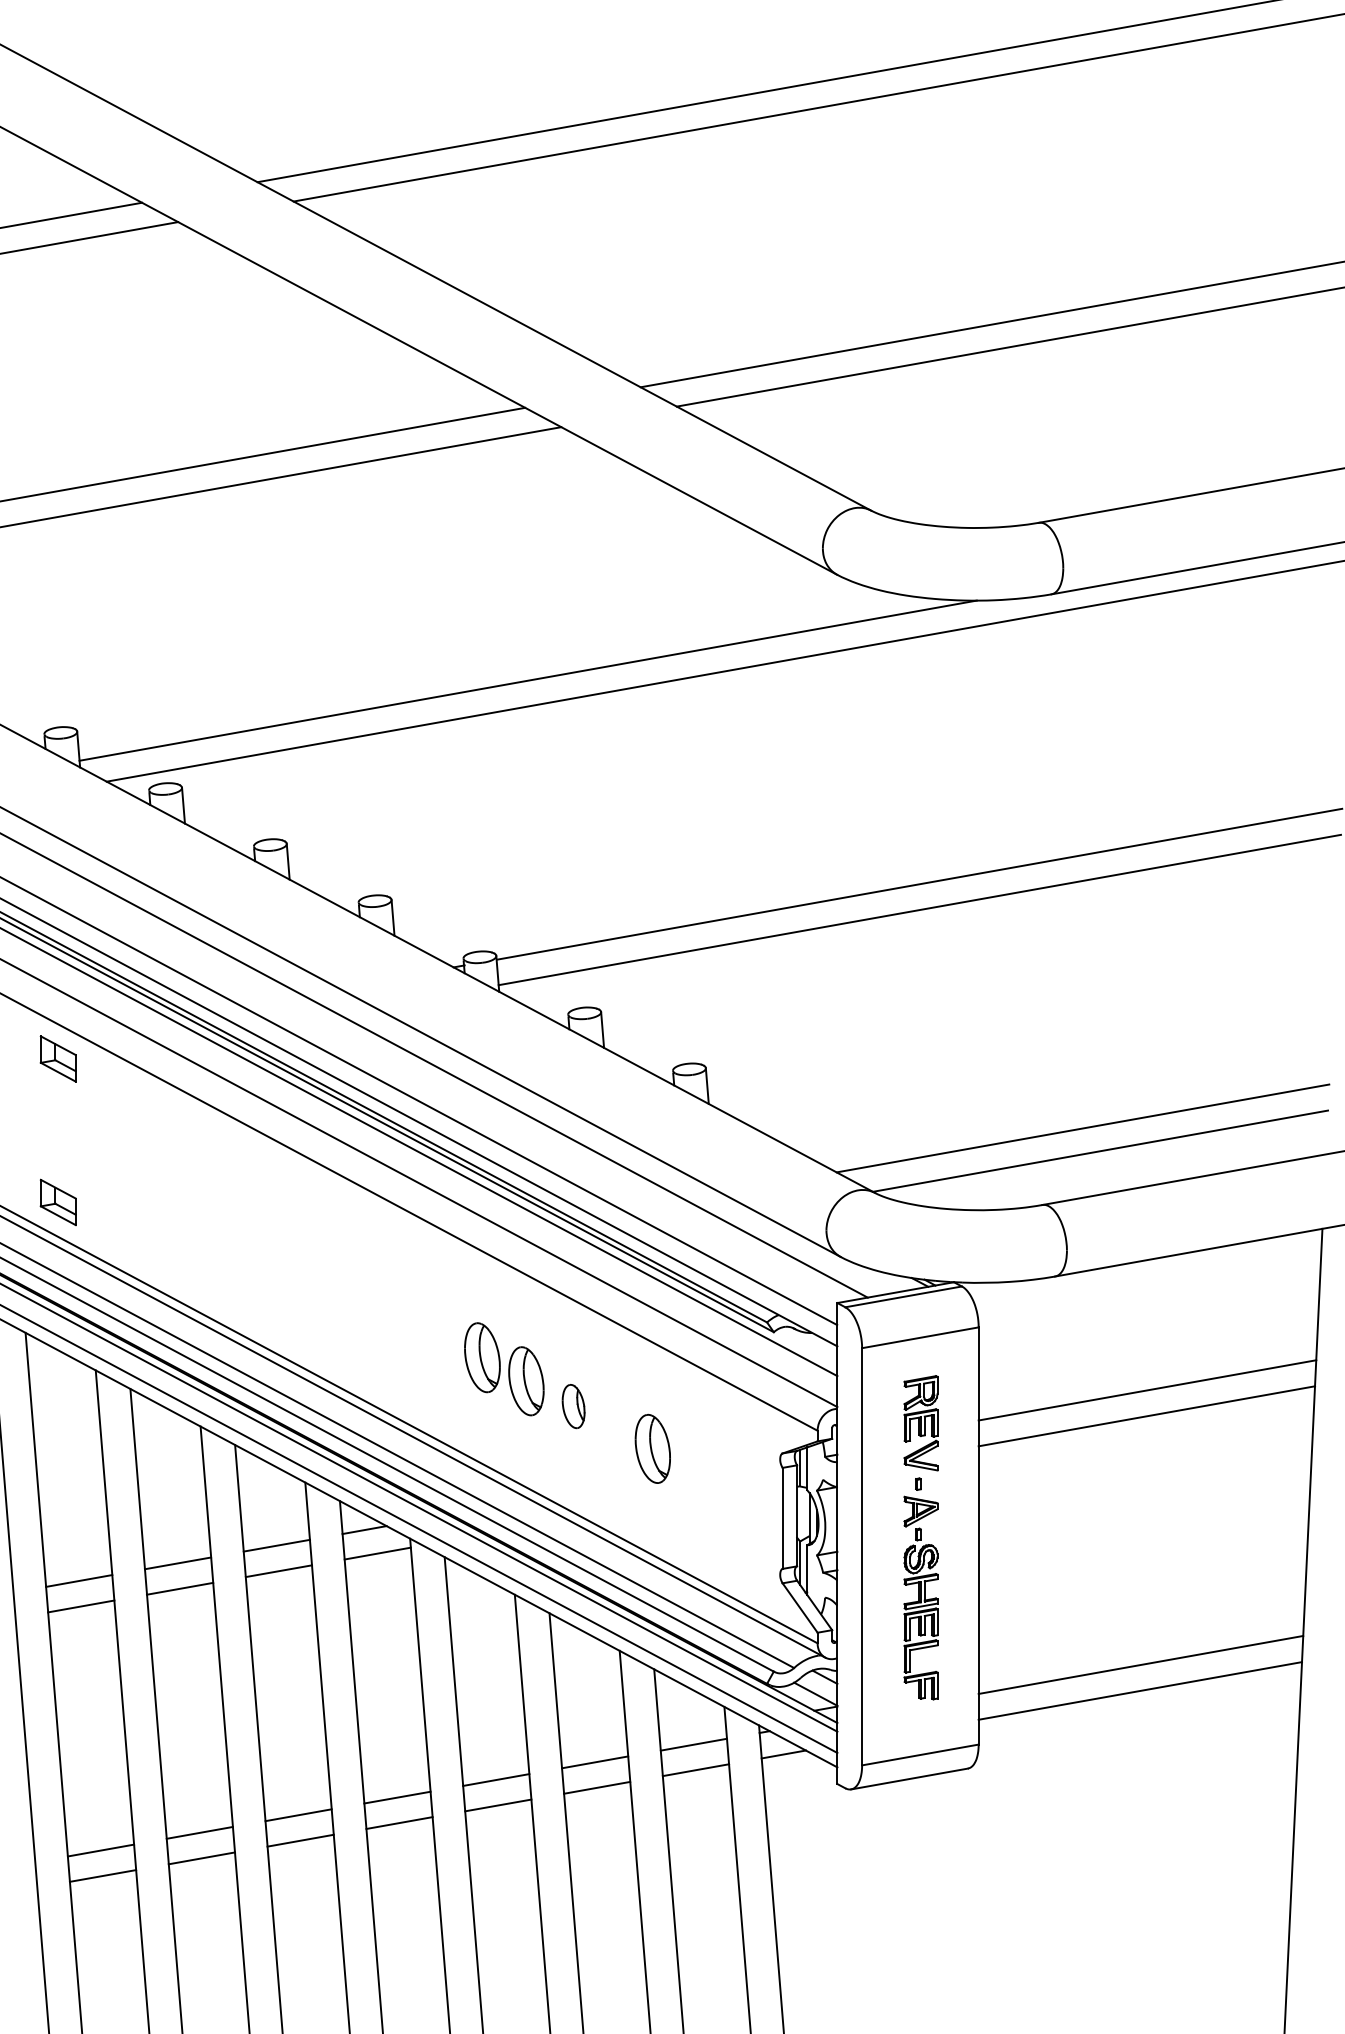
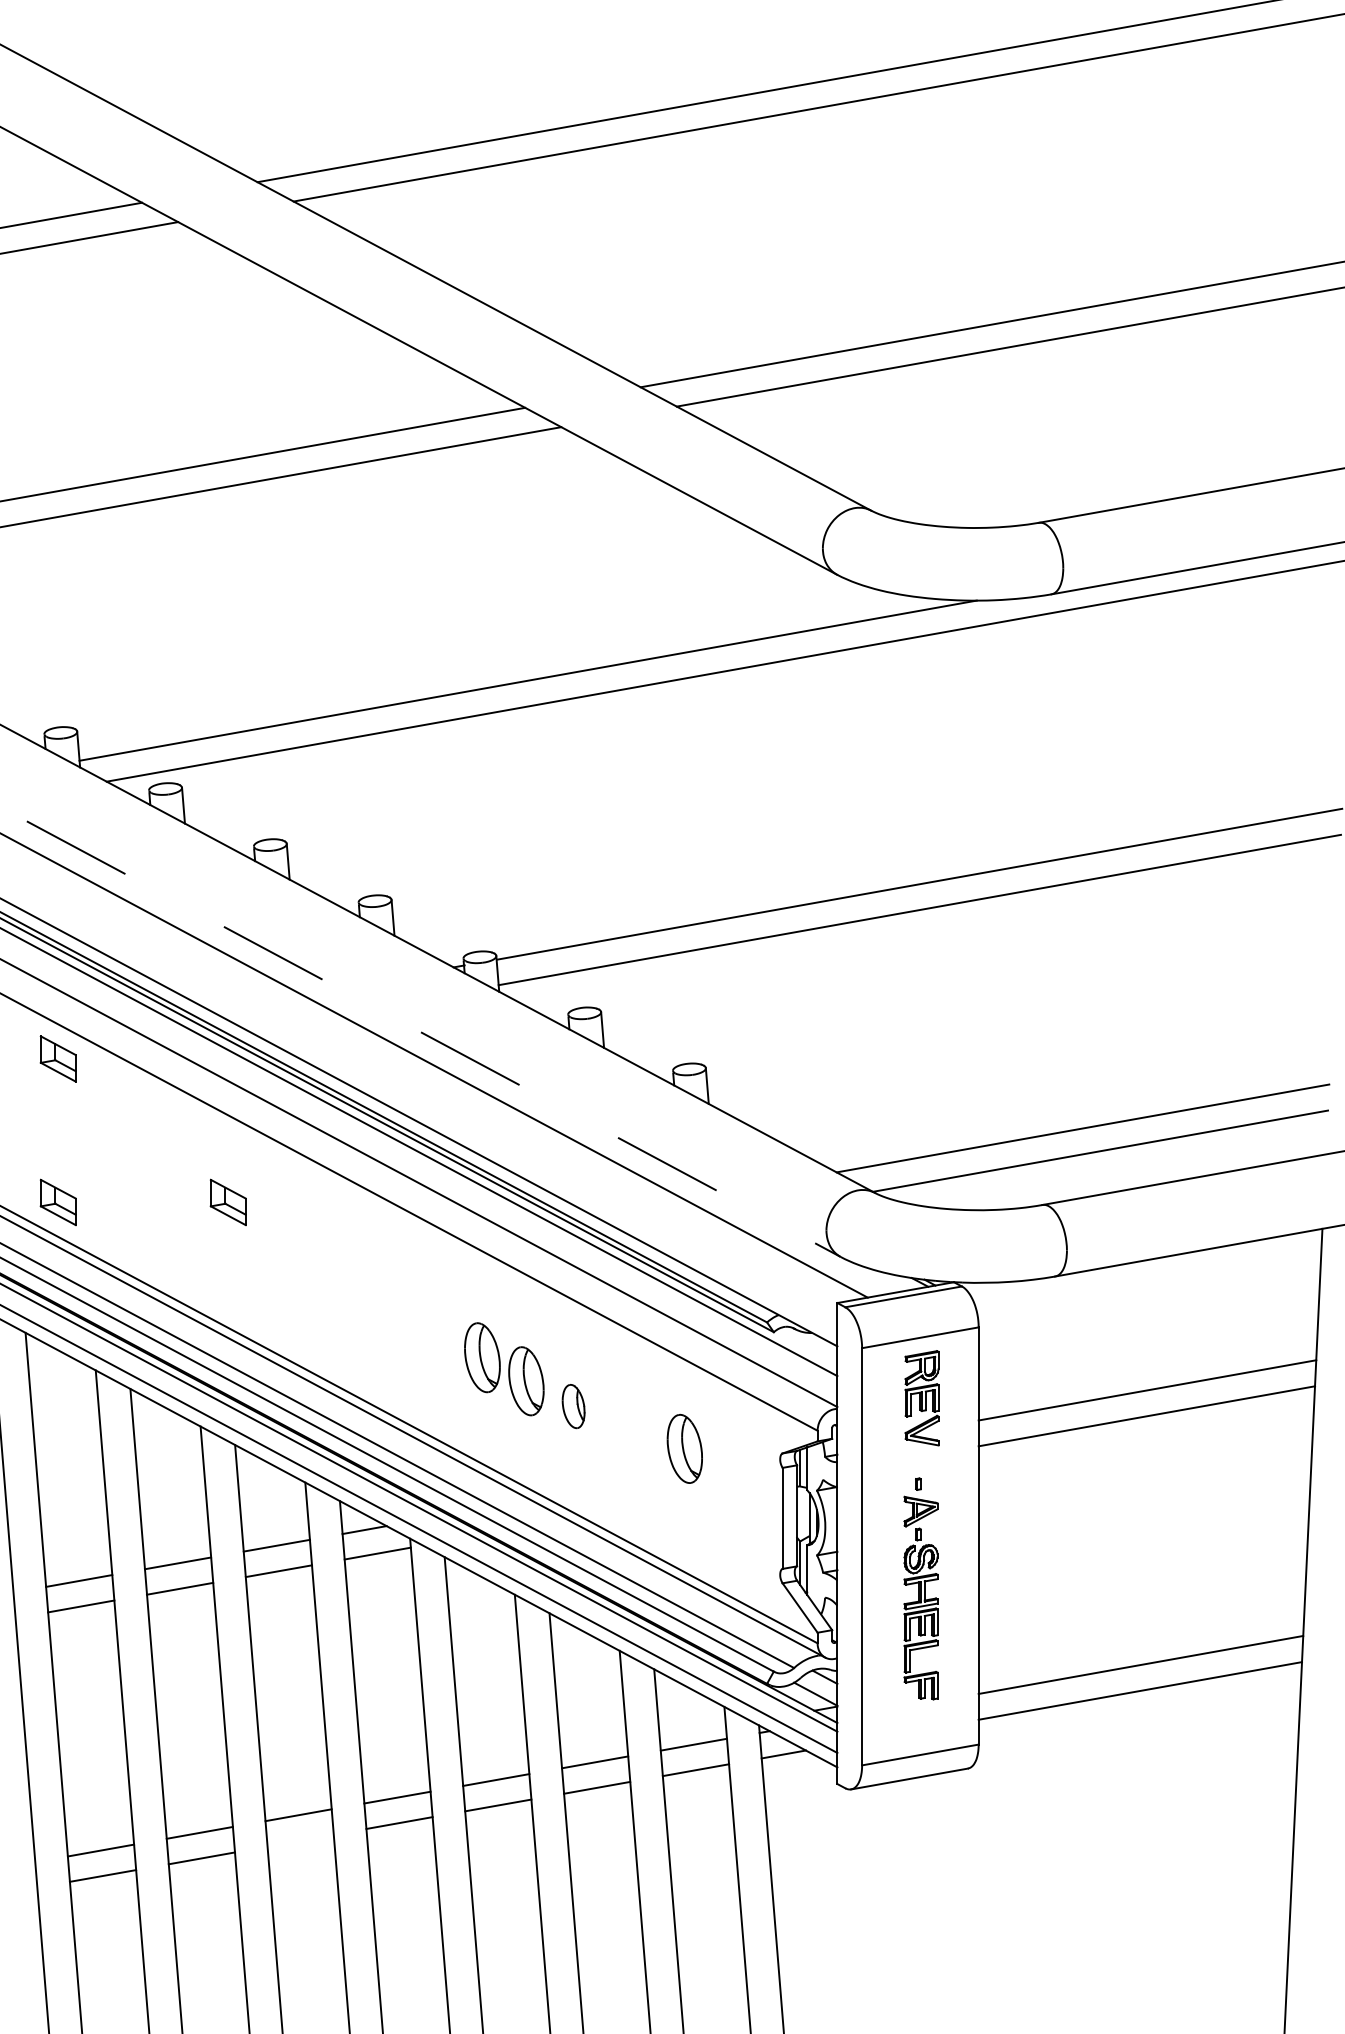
line: solid -> dashed (421, 1032)
line: present -> none (419, 1101)
part: none -> present (227, 1201)
part position: (920, 1423) -> (921, 1398) (921, 1398)
part position: (652, 1448) -> (684, 1448) (684, 1448)
line: present -> none (300, 1840)
